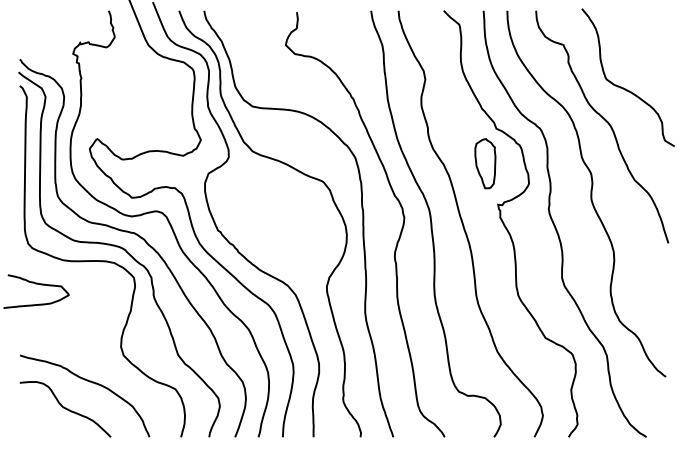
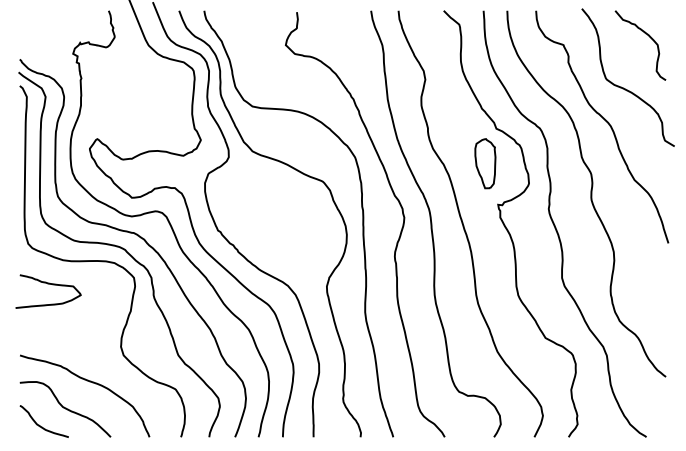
curve: none -> present (648, 36)
curve position: (36, 284) -> (48, 284) (48, 284)
curve: none -> present (39, 424)
